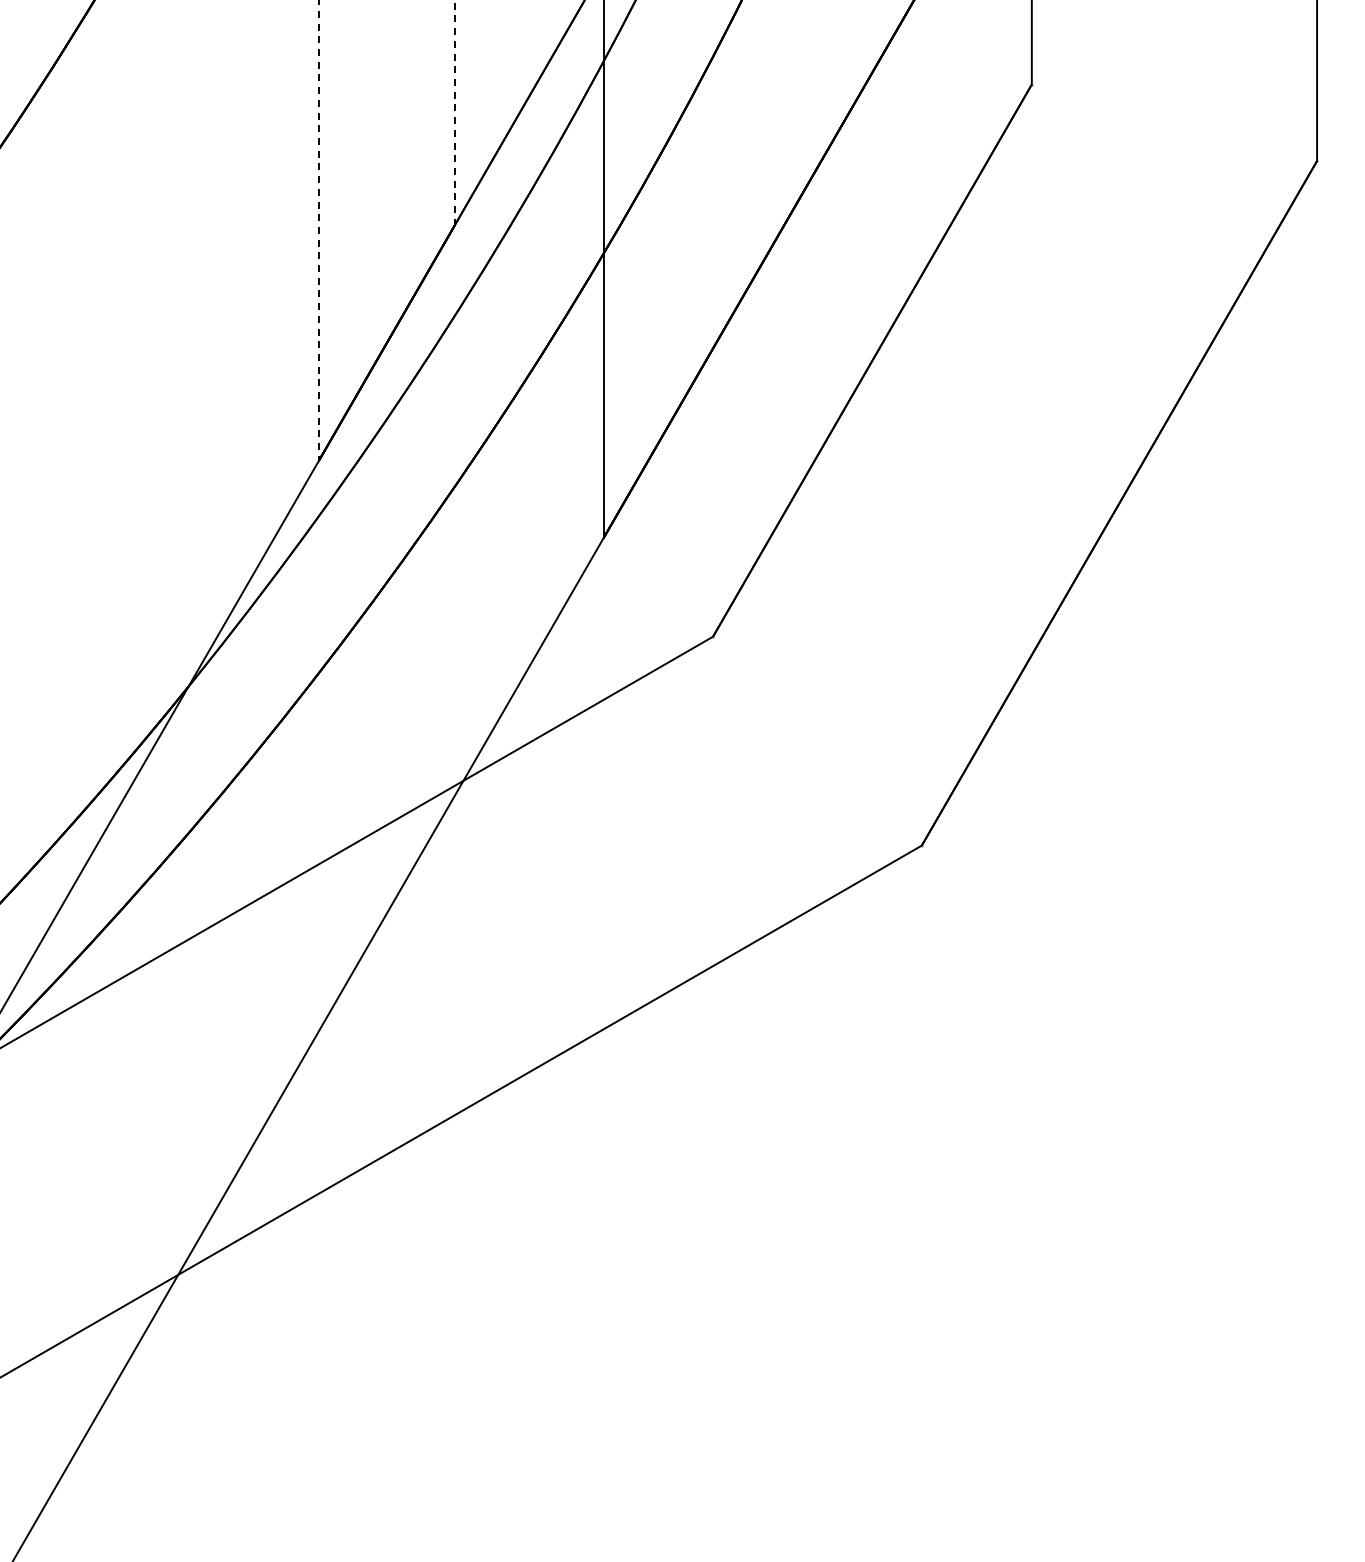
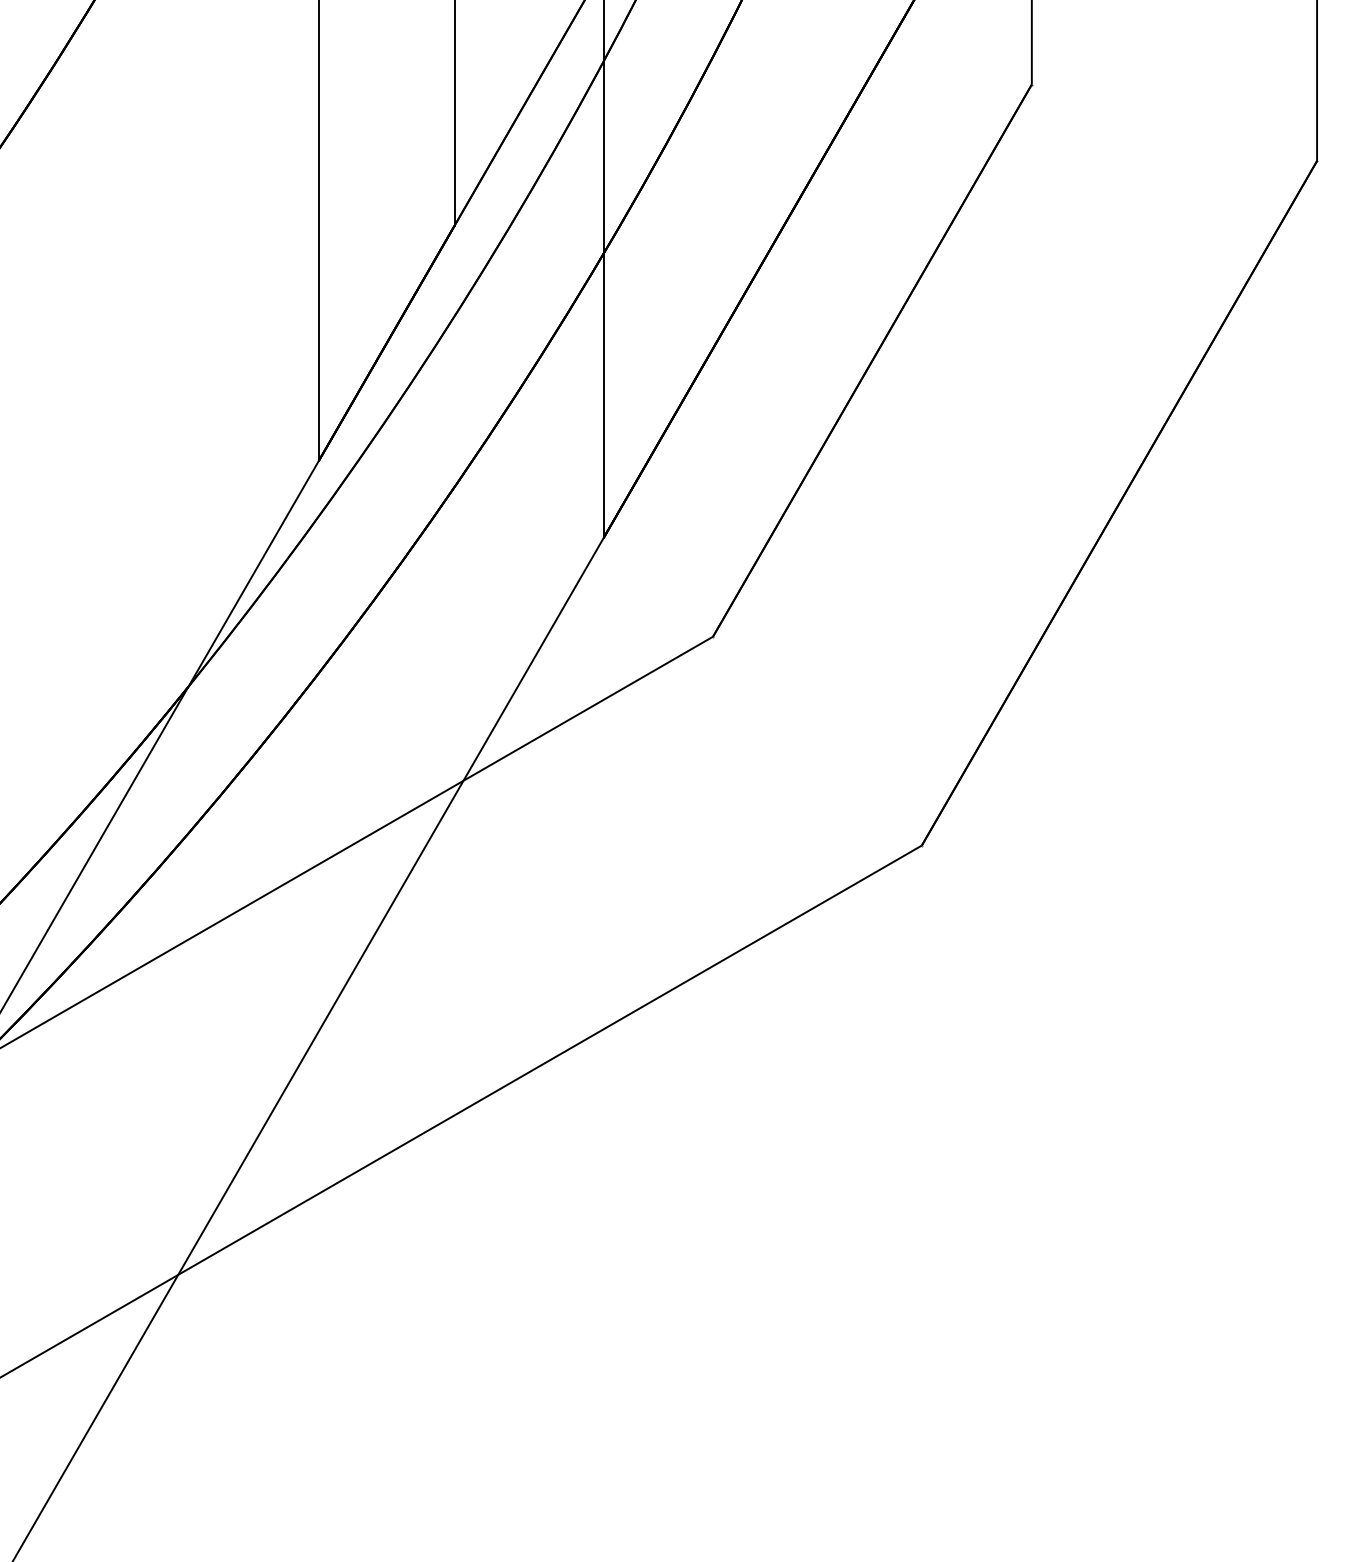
line: dashed -> solid (454, 112)
line: dashed -> solid (318, 231)
